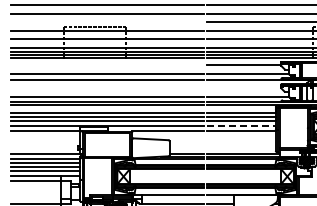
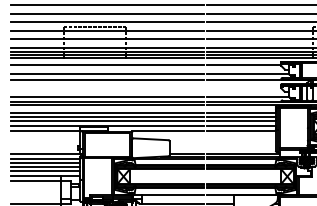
line: none -> present (106, 21)
line: none -> present (106, 64)
line: dashed -> solid (242, 126)
